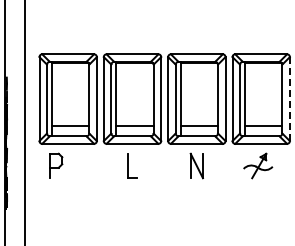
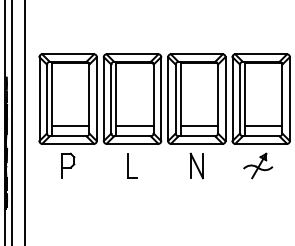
line: dashed -> solid (289, 99)
line: none -> present (11, 122)
part position: (56, 165) -> (68, 165) (68, 165)
